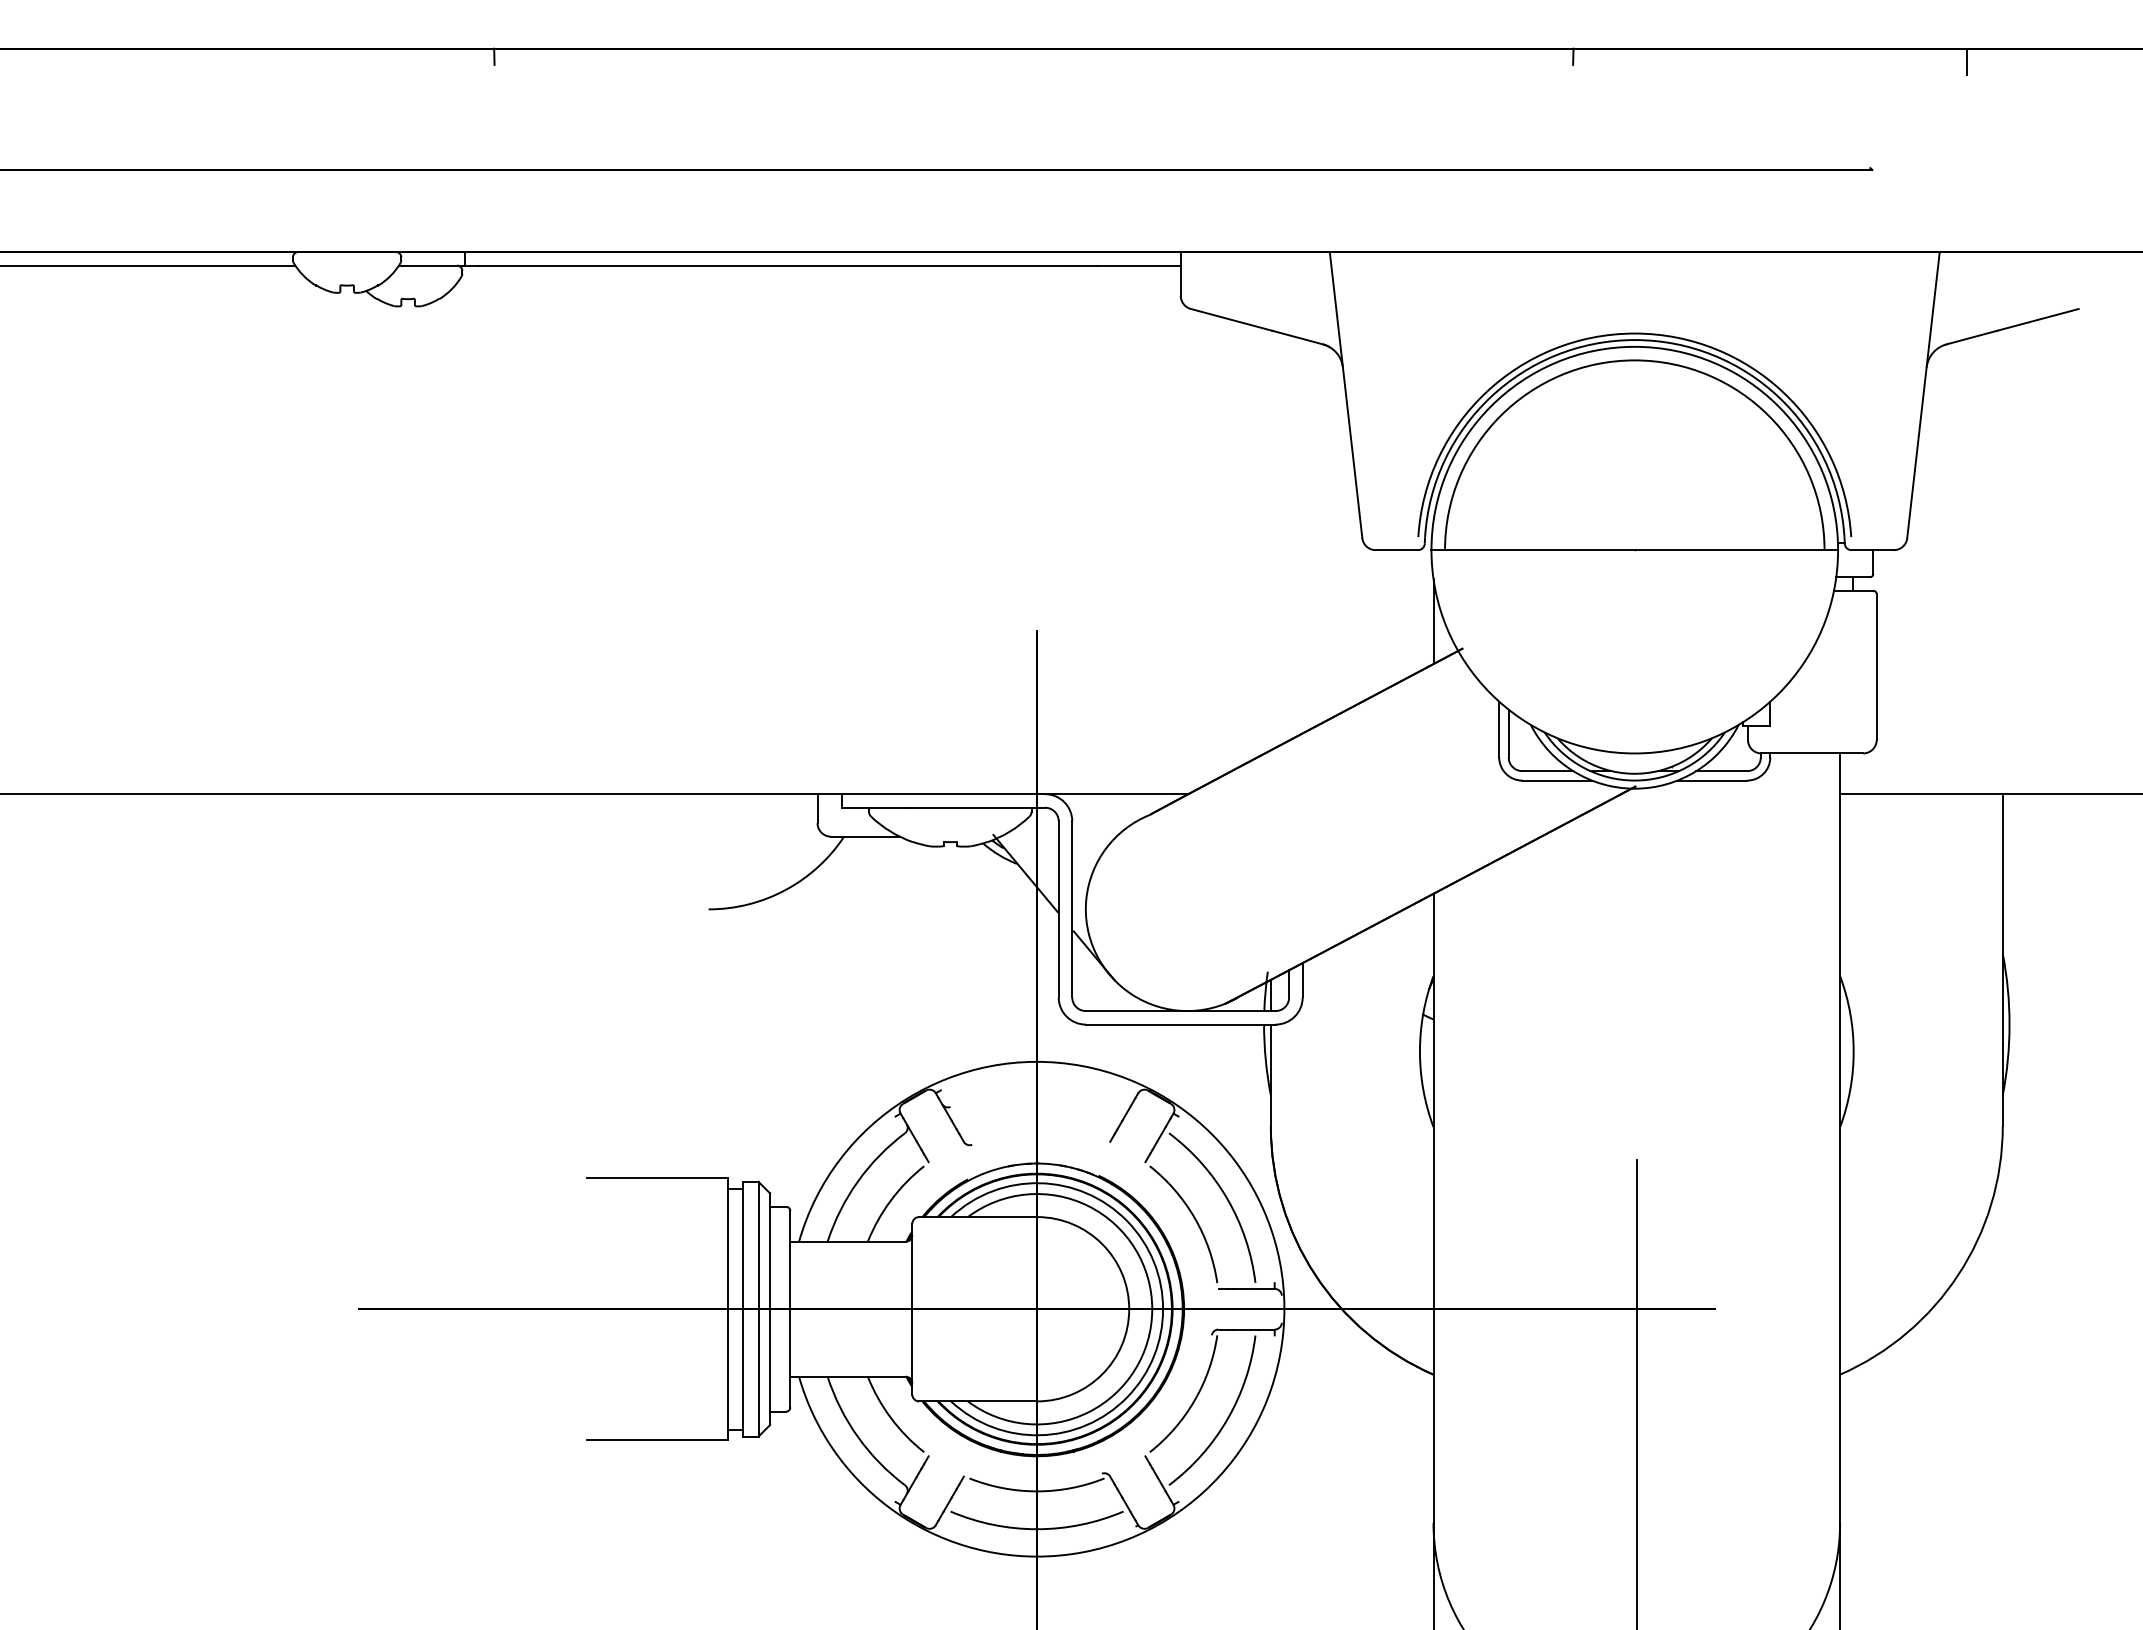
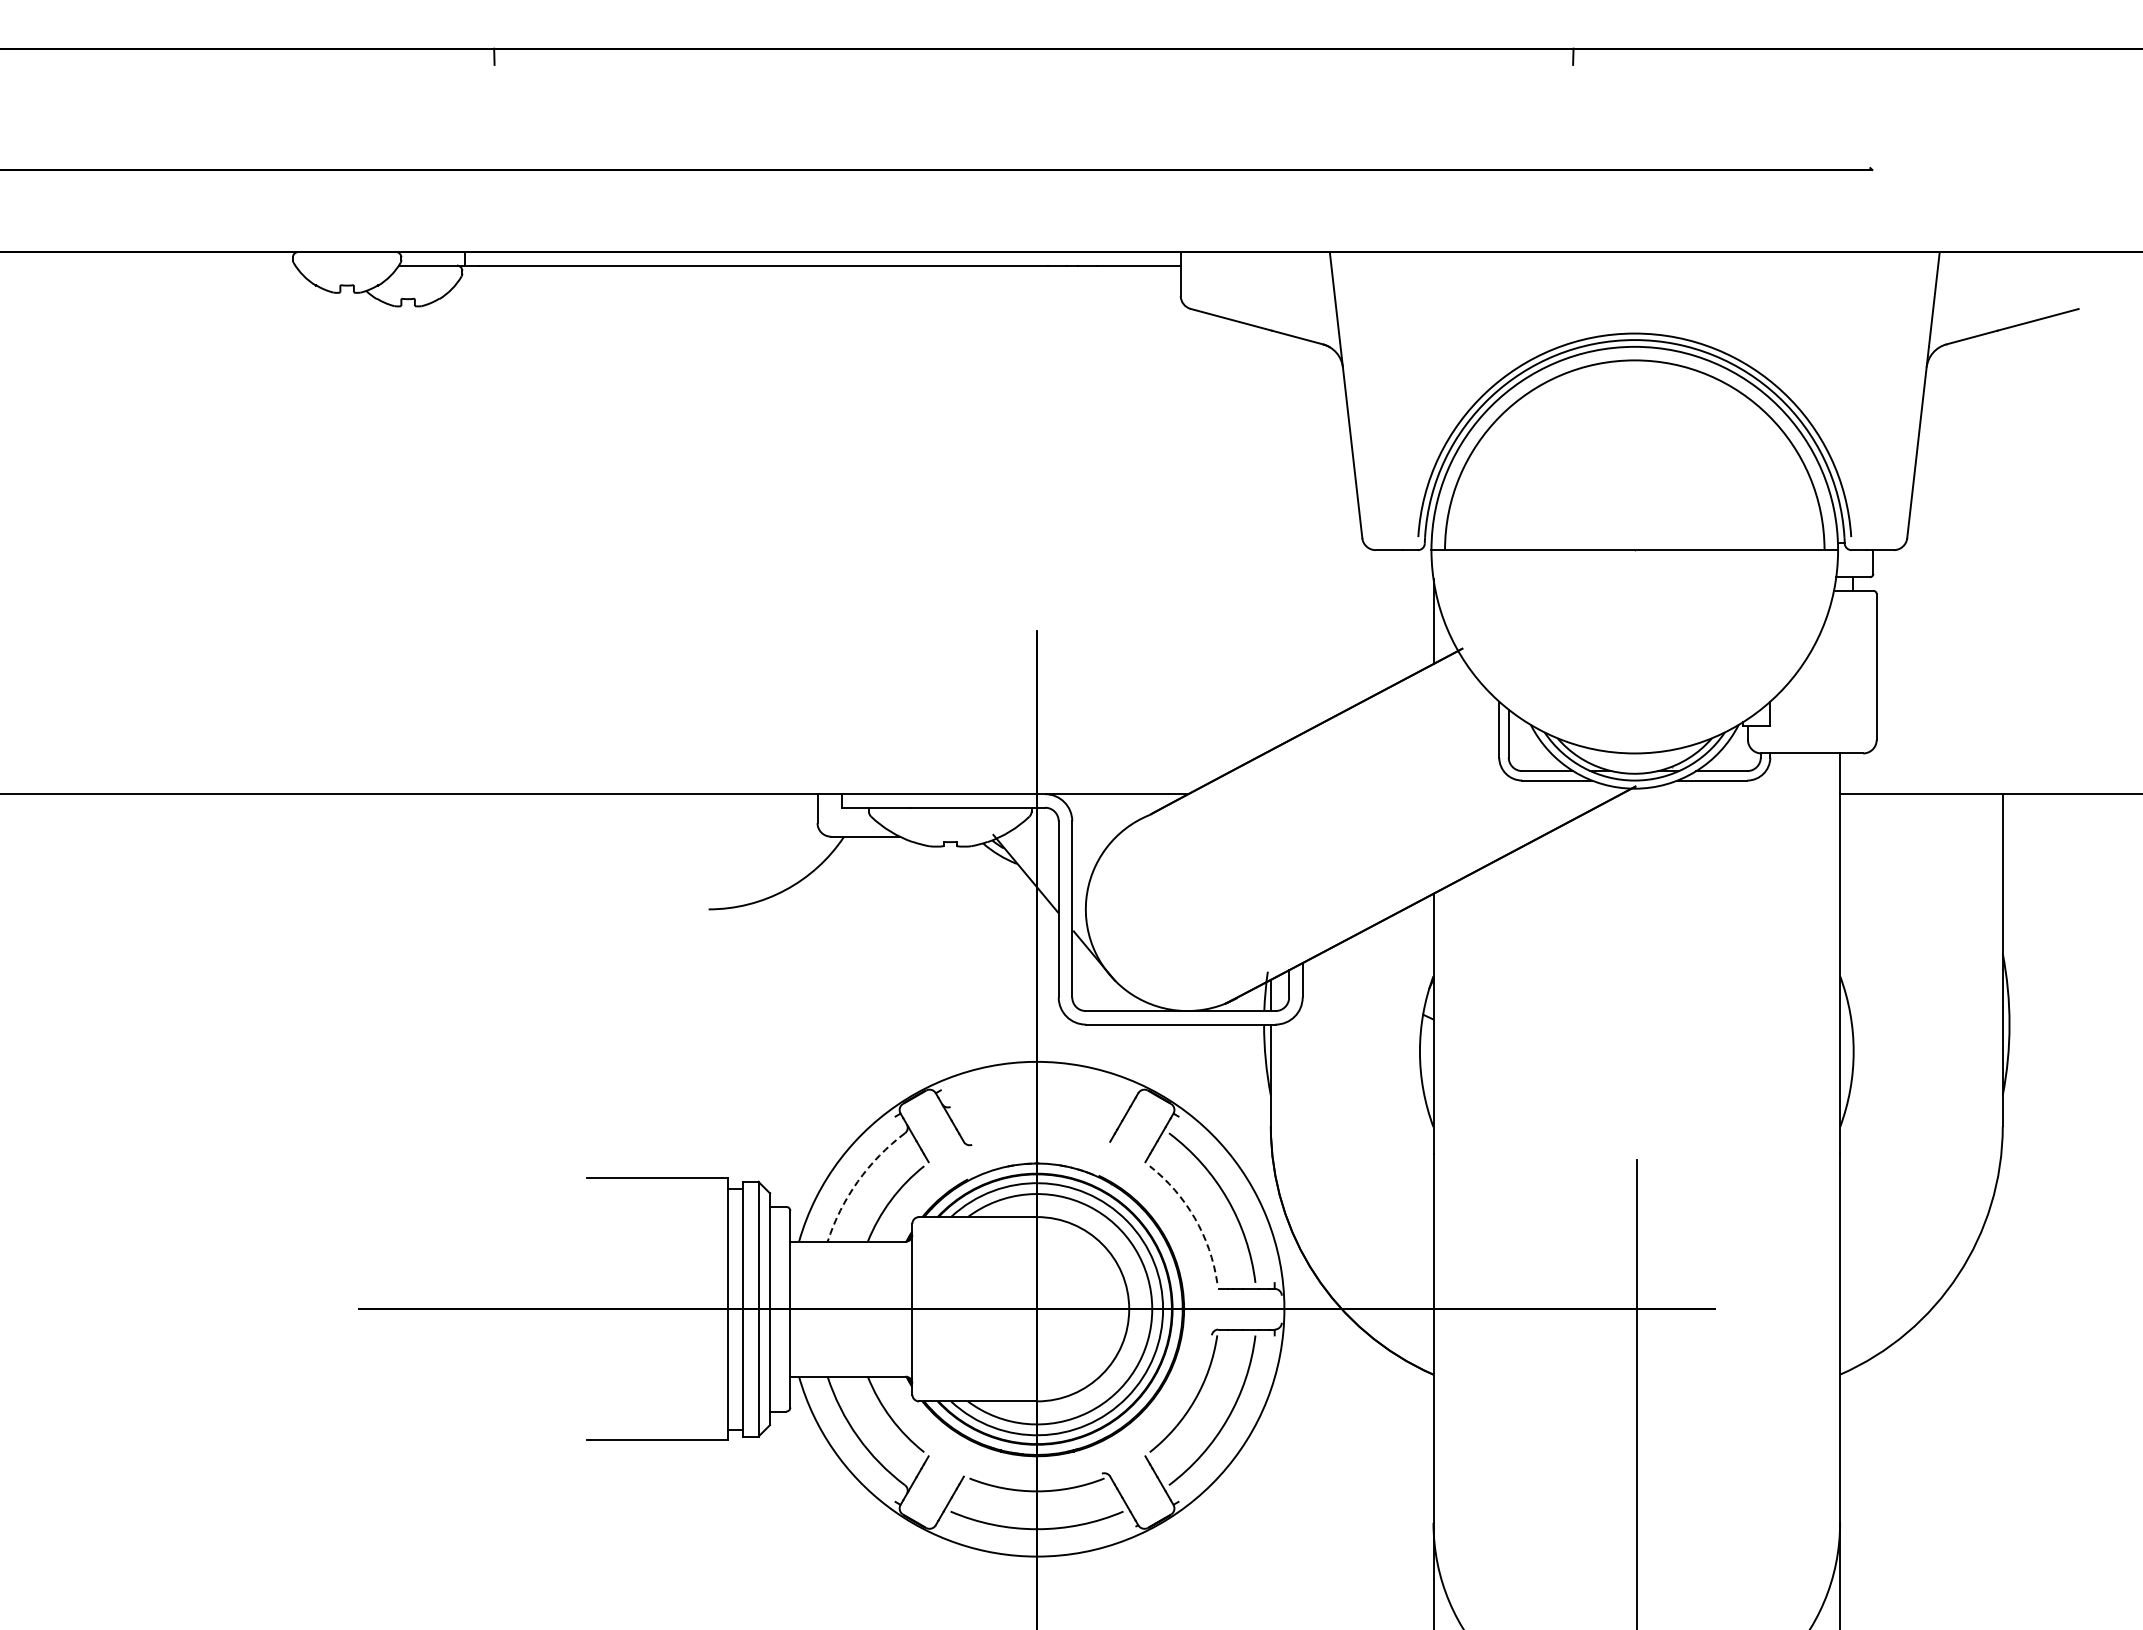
line: present -> none (1966, 61)
line: present -> none (148, 265)
arc: solid -> dashed (857, 1181)
arc: solid -> dashed (1194, 1218)
